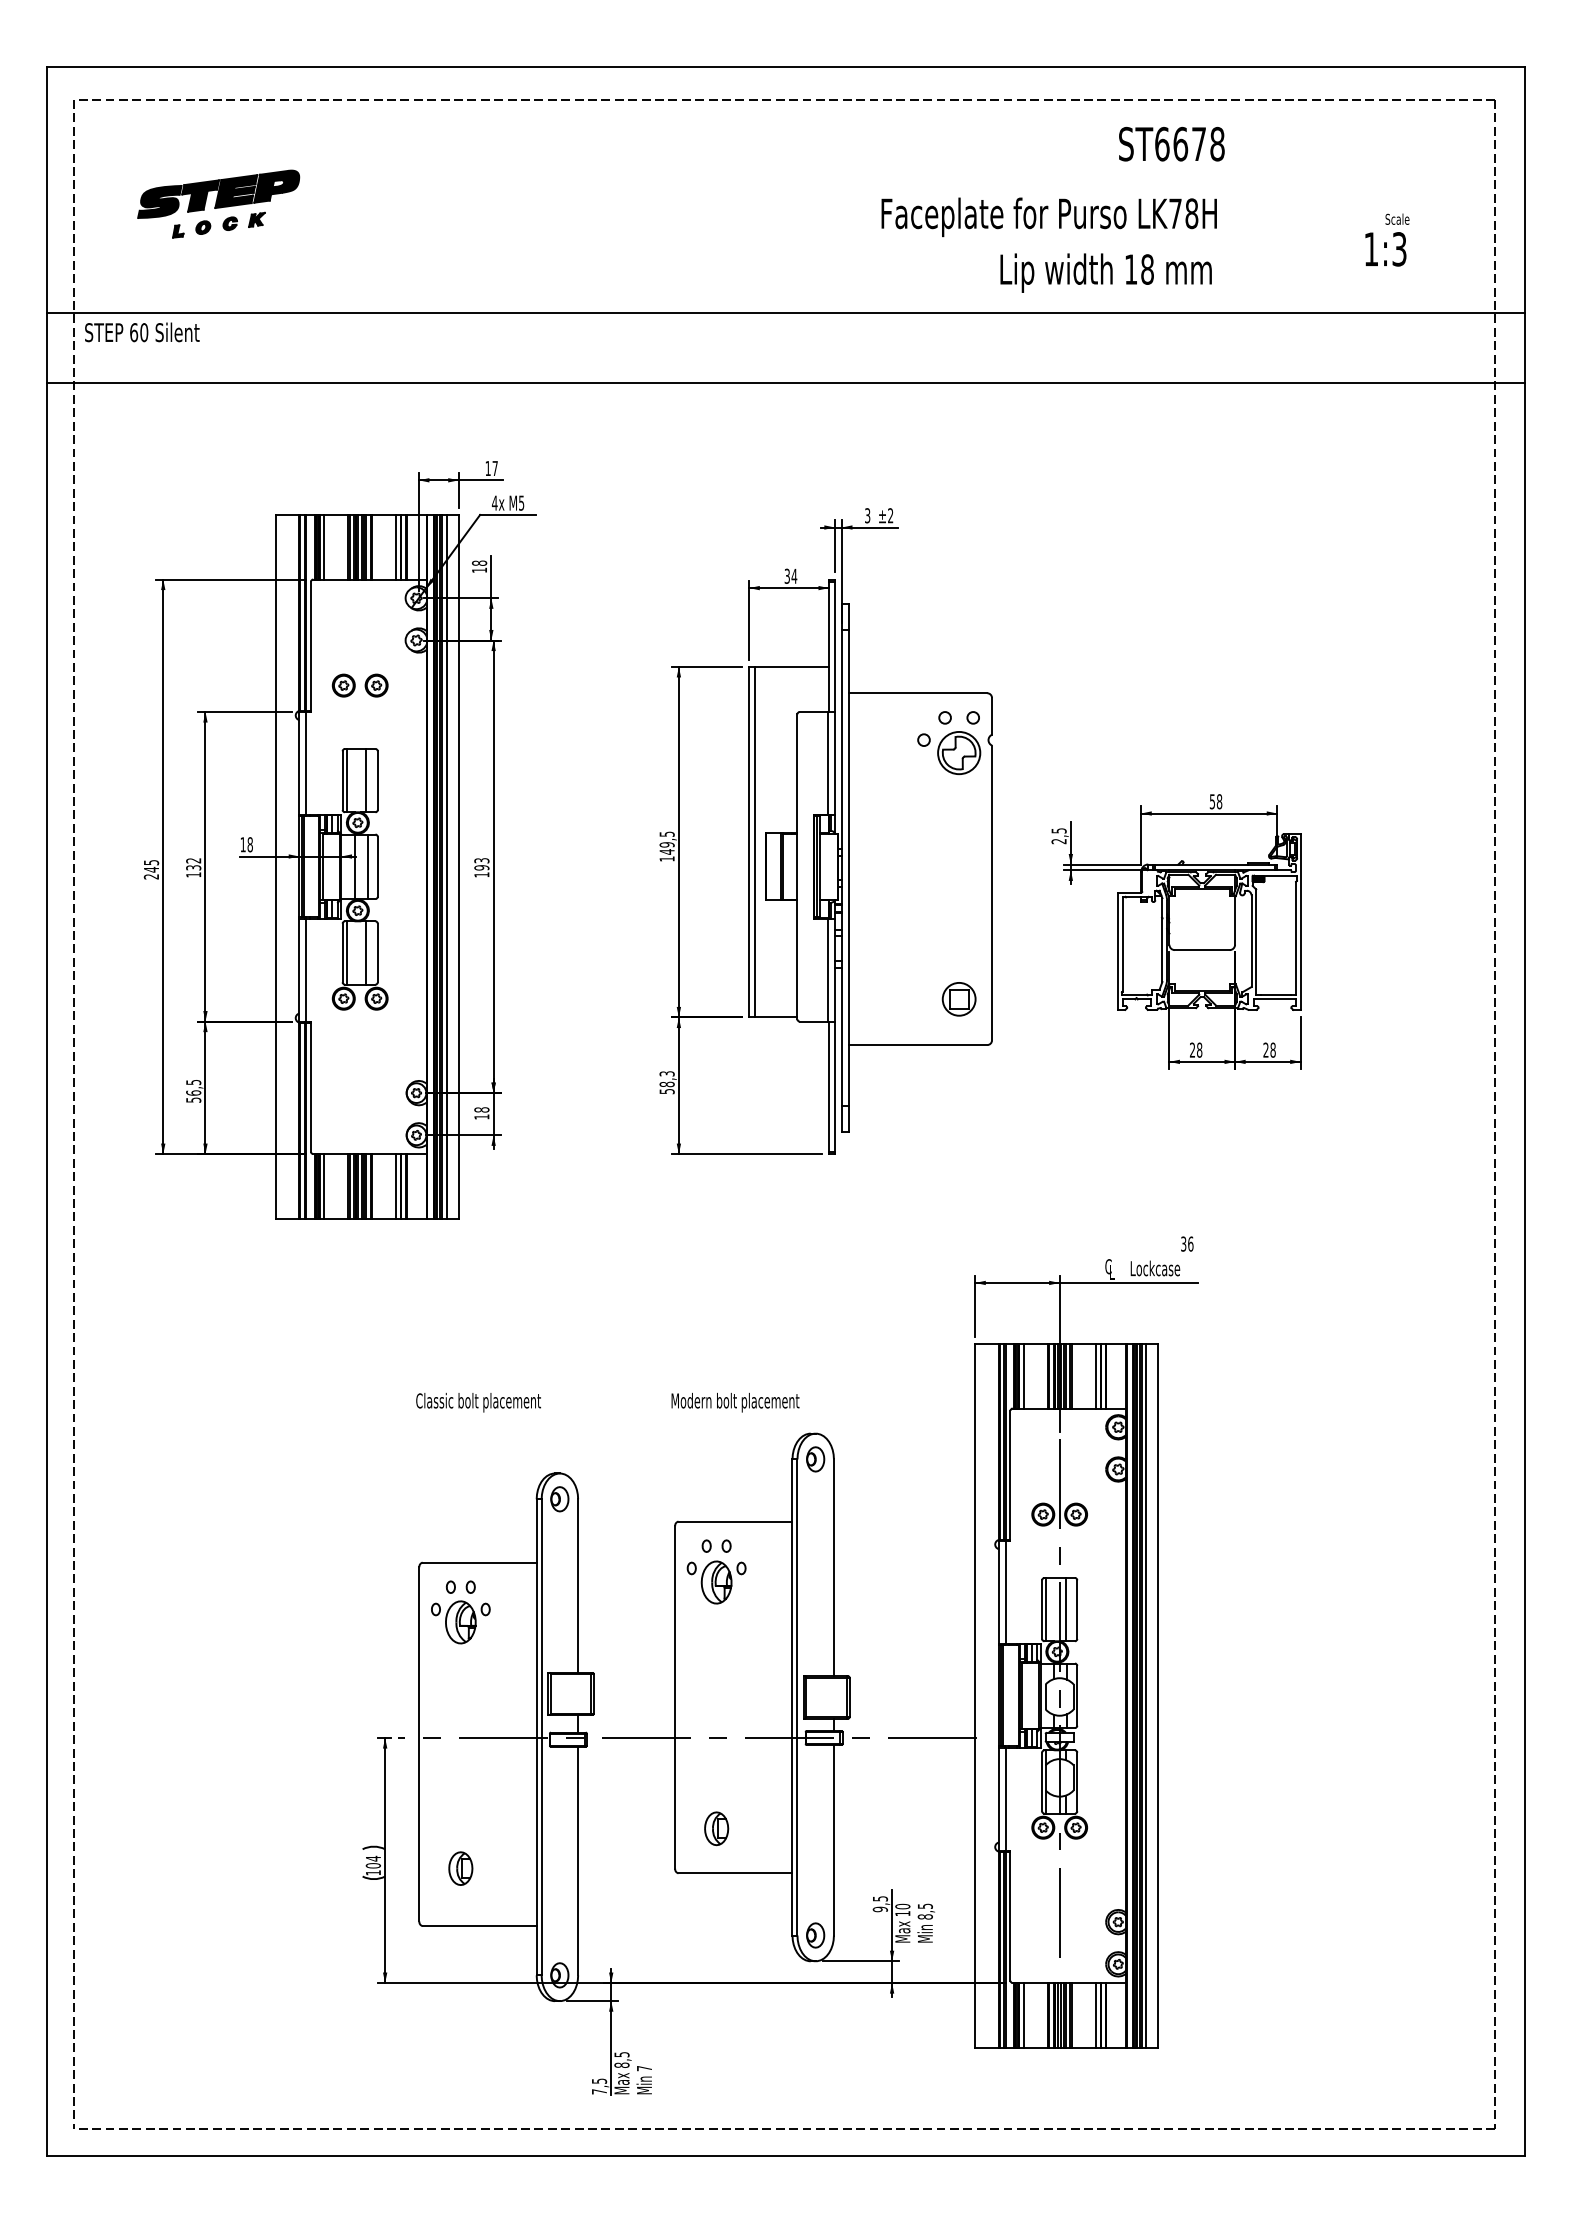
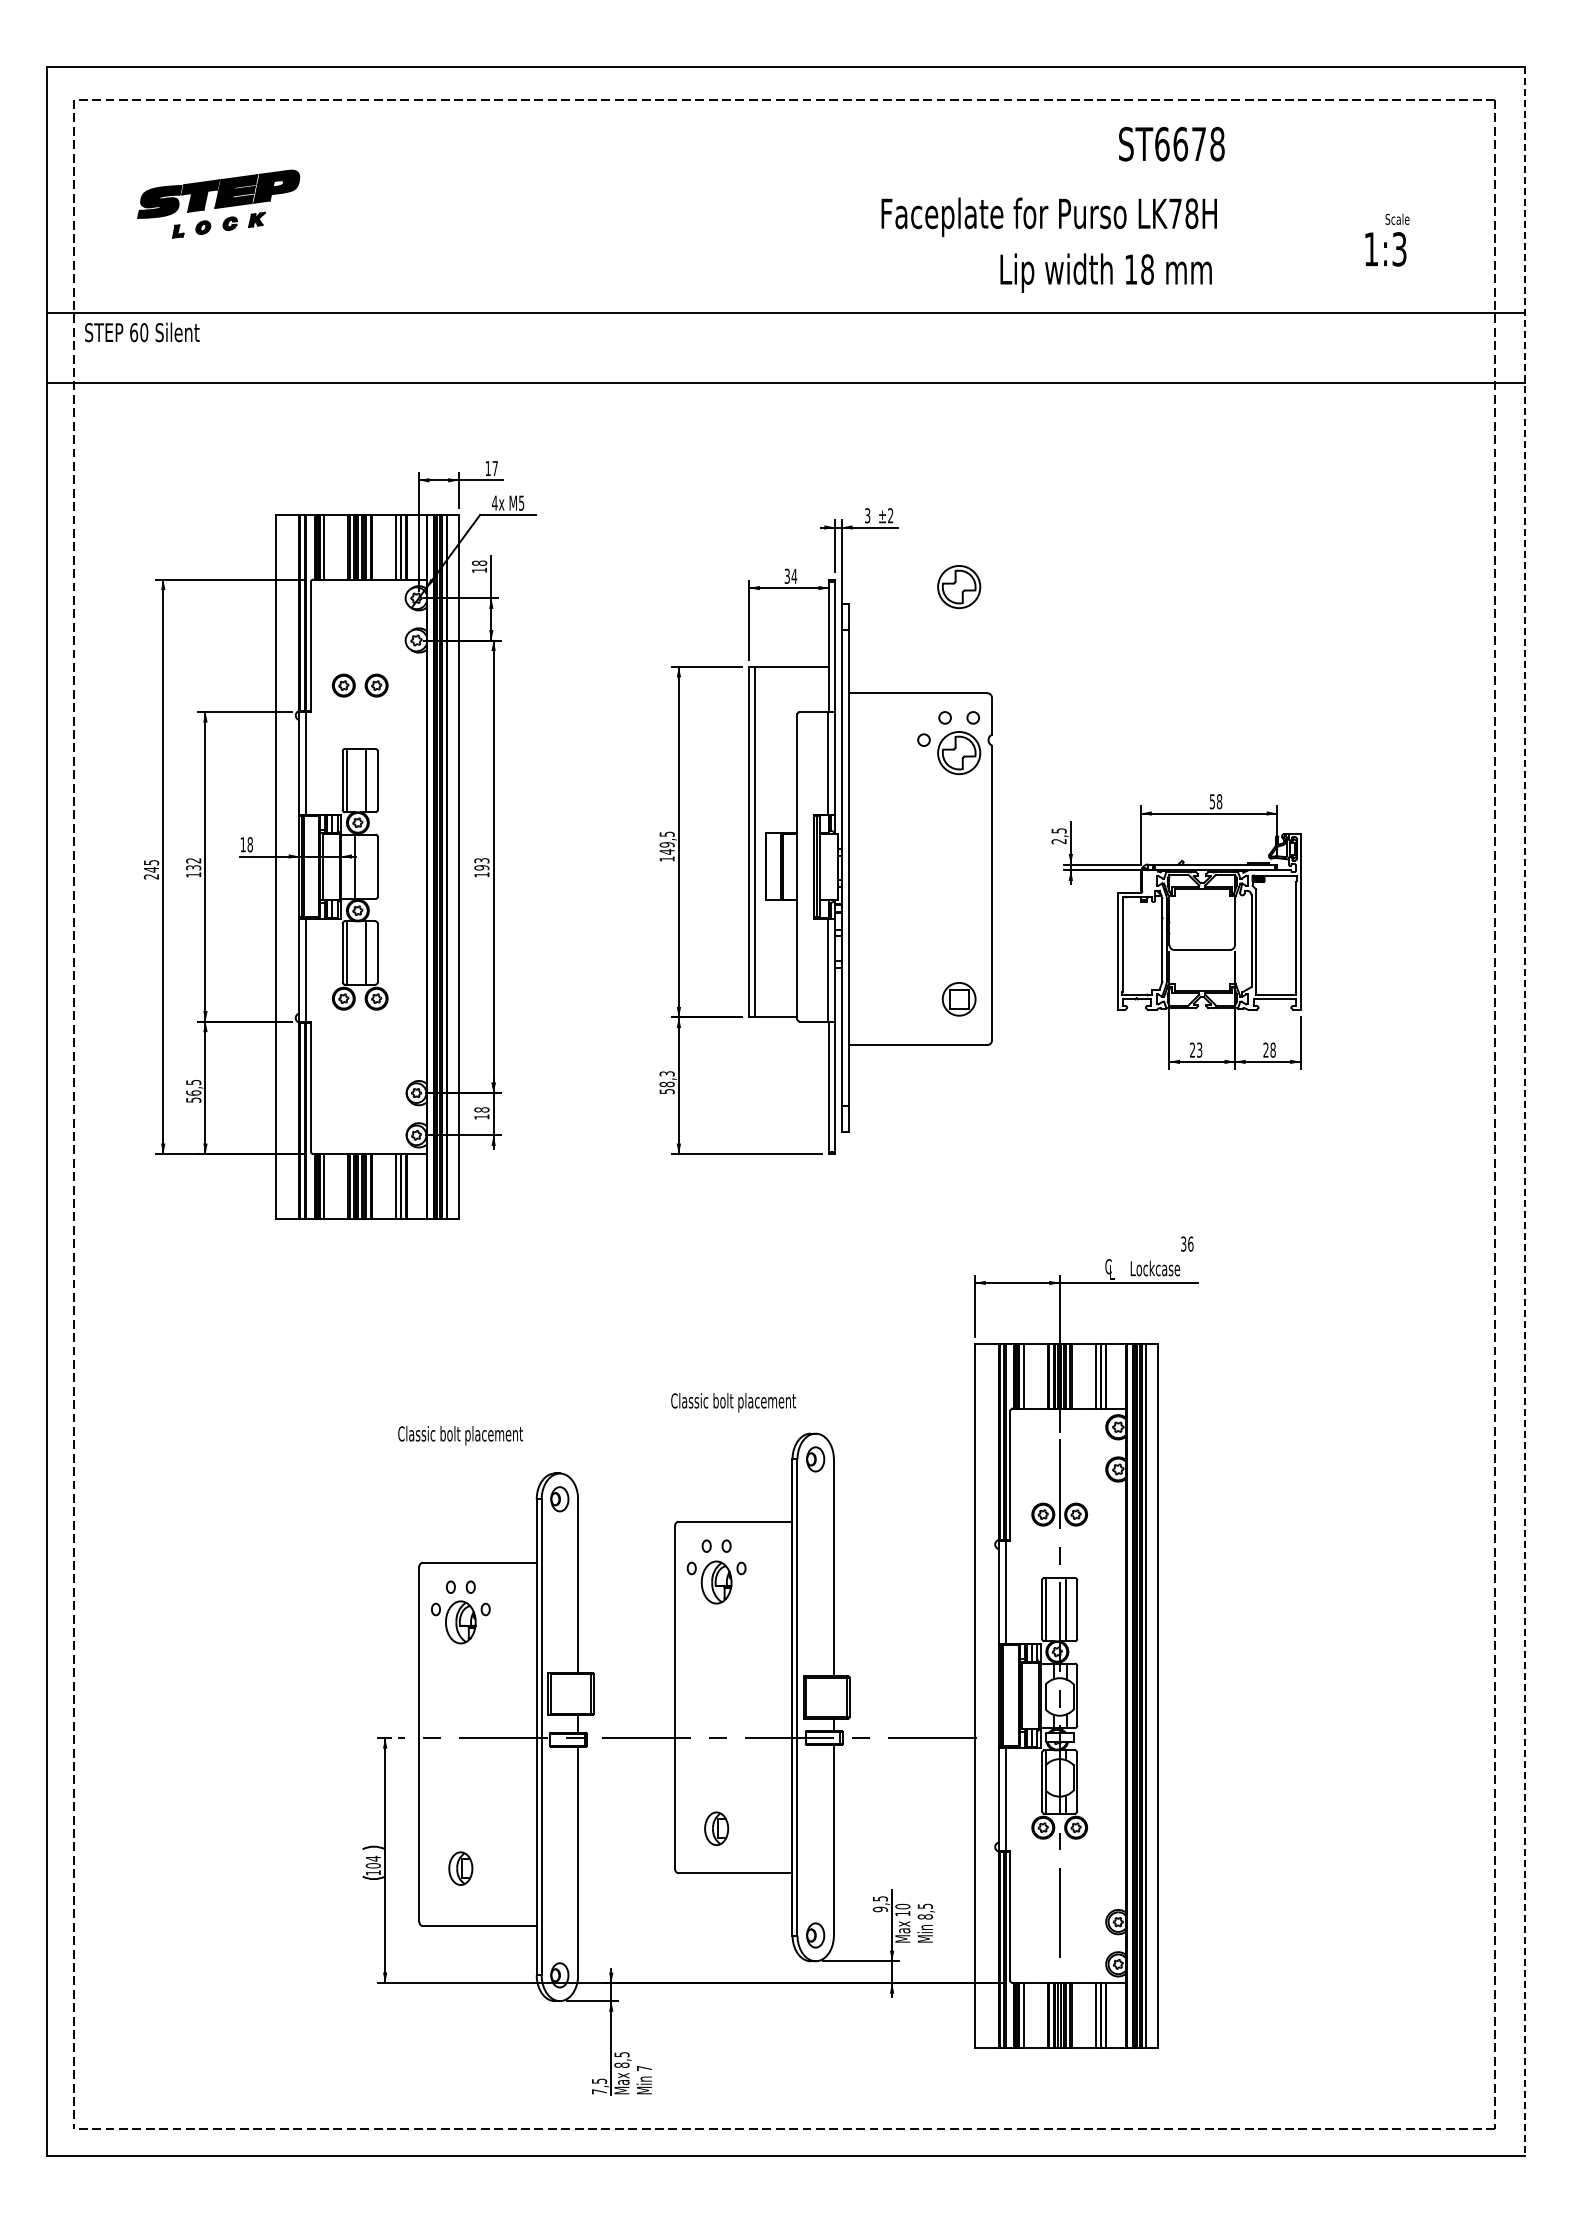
part: none -> present (959, 587)
line: present -> none (367, 866)
text: 28 -> 23 (1199, 1049)
line: solid -> dashed (1524, 1111)
text position: (478, 1402) -> (460, 1435) (460, 1435)
text: Modern bolt placement -> Classic bolt placement (735, 1402)
